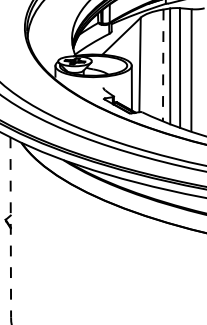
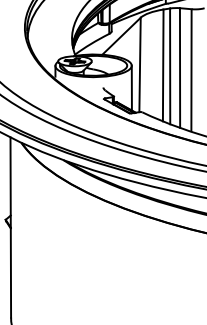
line: dashed -> solid (163, 65)
line: dashed -> solid (10, 227)
